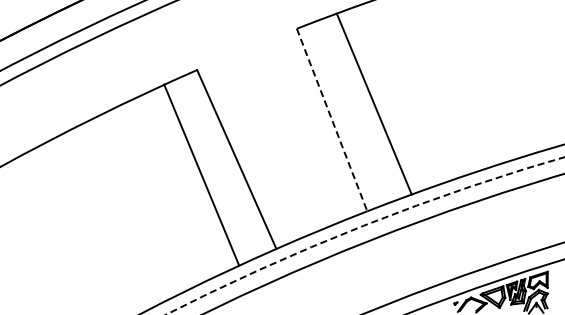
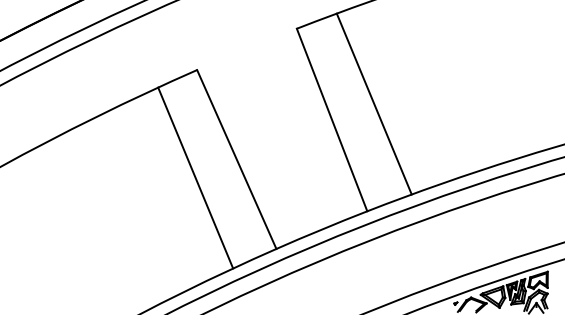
line: dashed -> solid (332, 120)
line position: (201, 174) -> (195, 177) (195, 177)
circle: dashed -> solid (364, 235)
